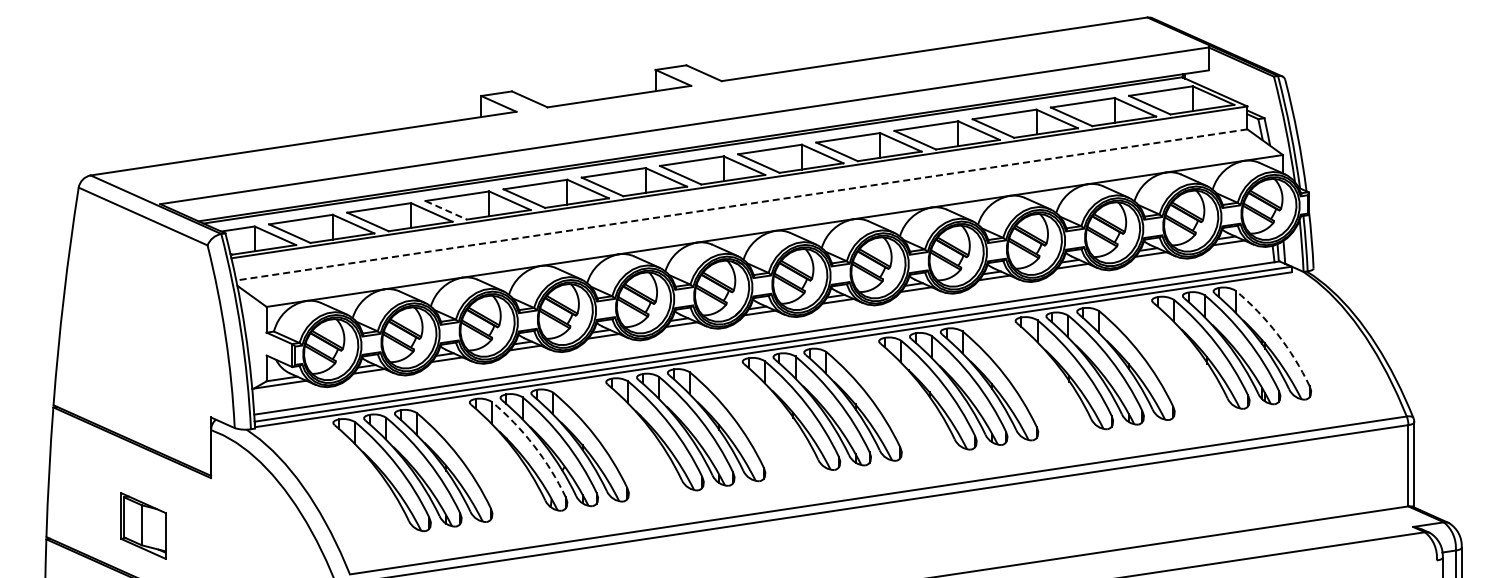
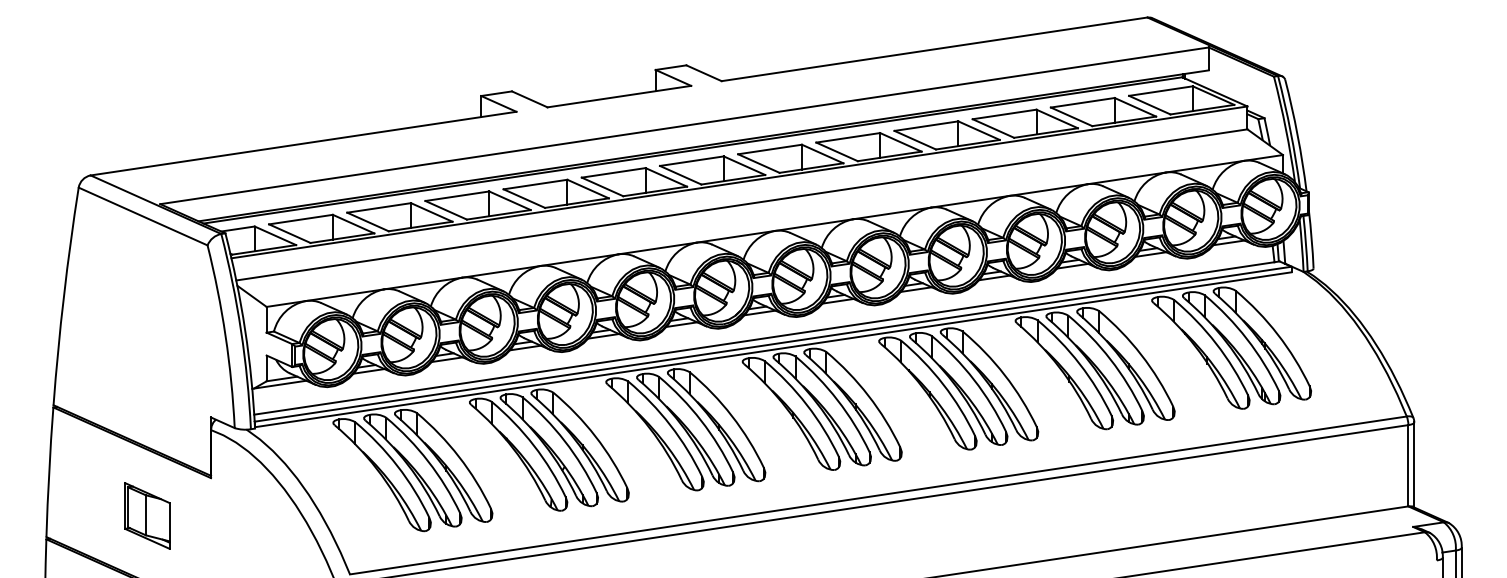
line: dashed -> solid (741, 205)
line: dashed -> solid (446, 210)
arc: dashed -> solid (1277, 334)
arc: dashed -> solid (533, 445)
part position: (143, 525) -> (147, 515) (147, 515)
